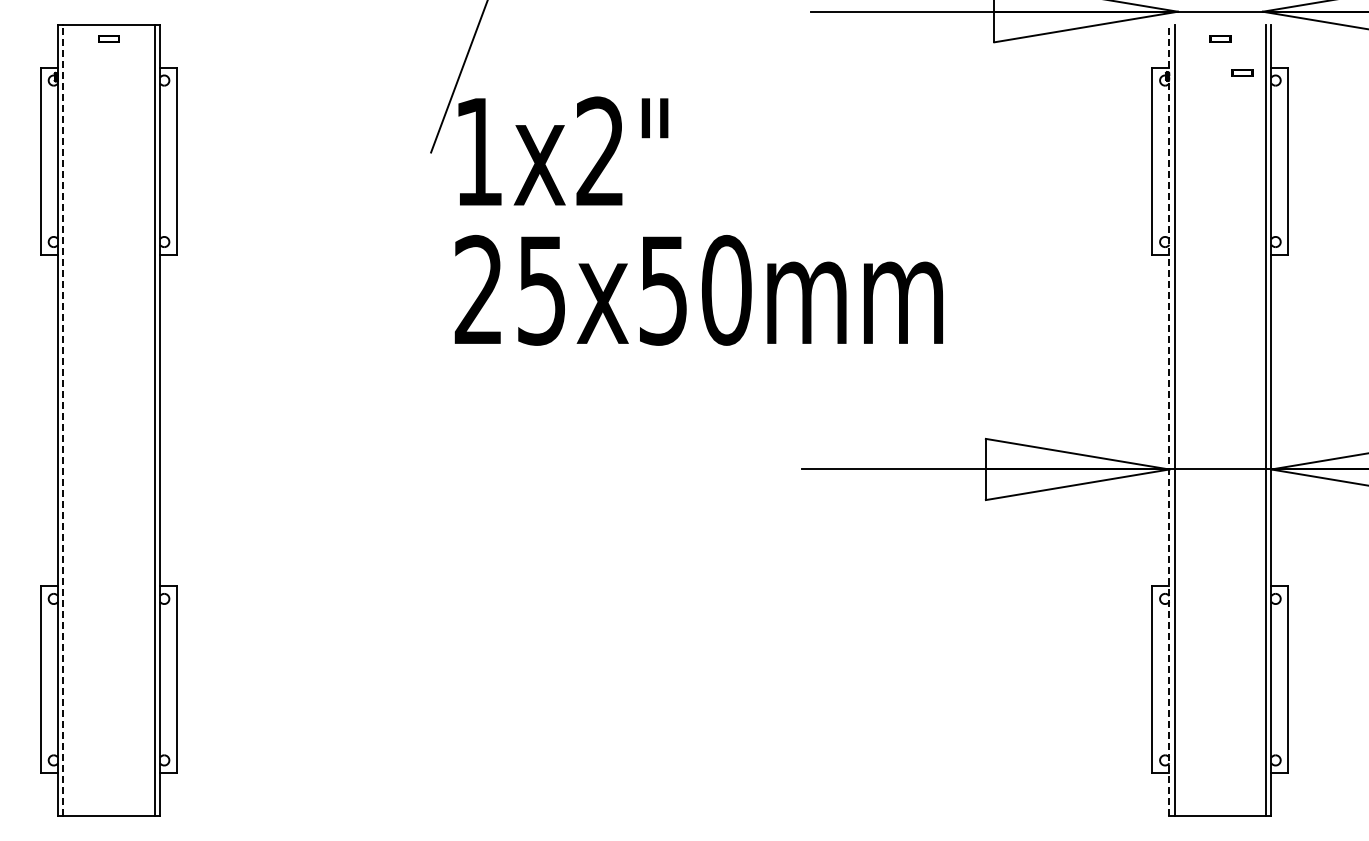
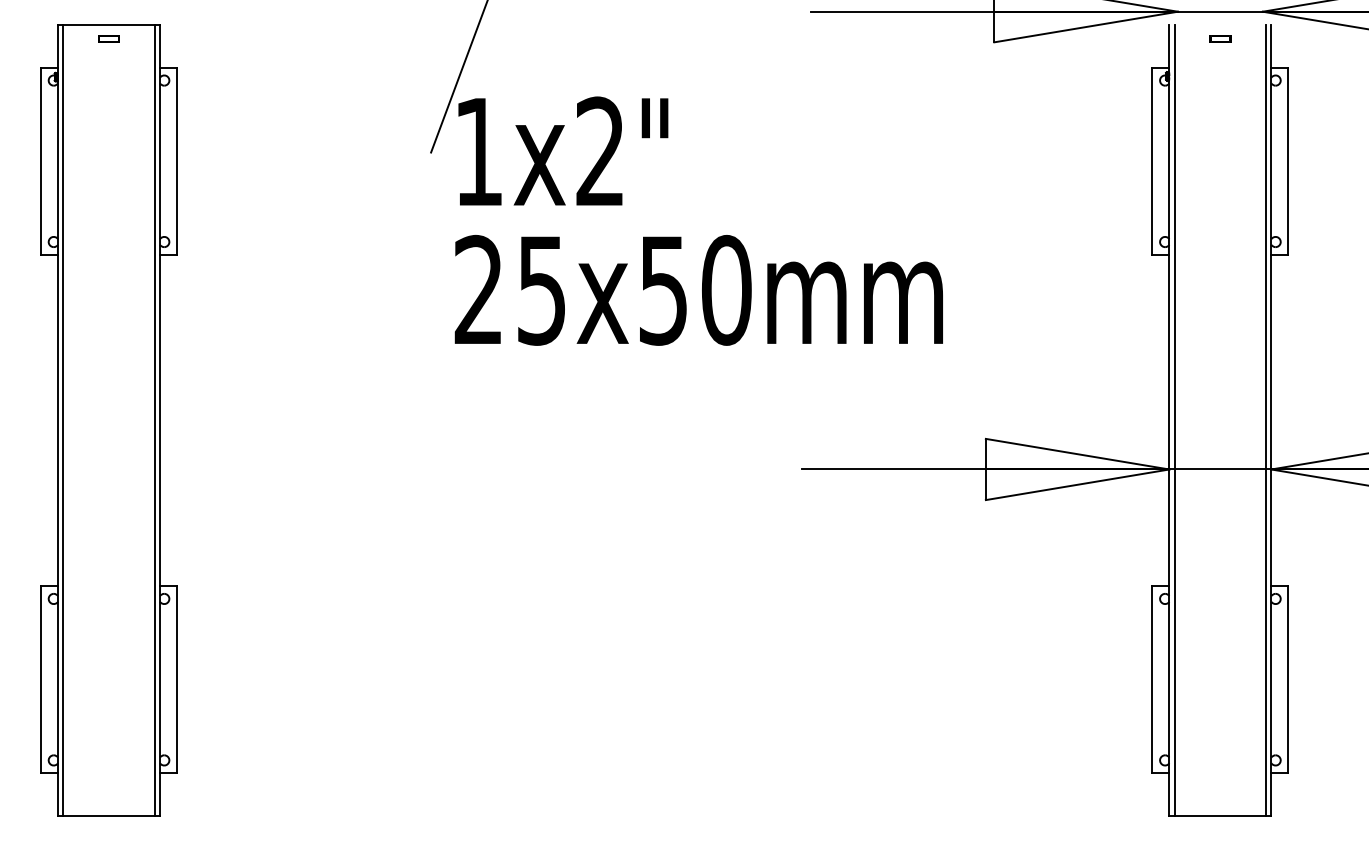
part: present -> none (1242, 72)
line: dashed -> solid (63, 420)
line: dashed -> solid (1169, 420)
